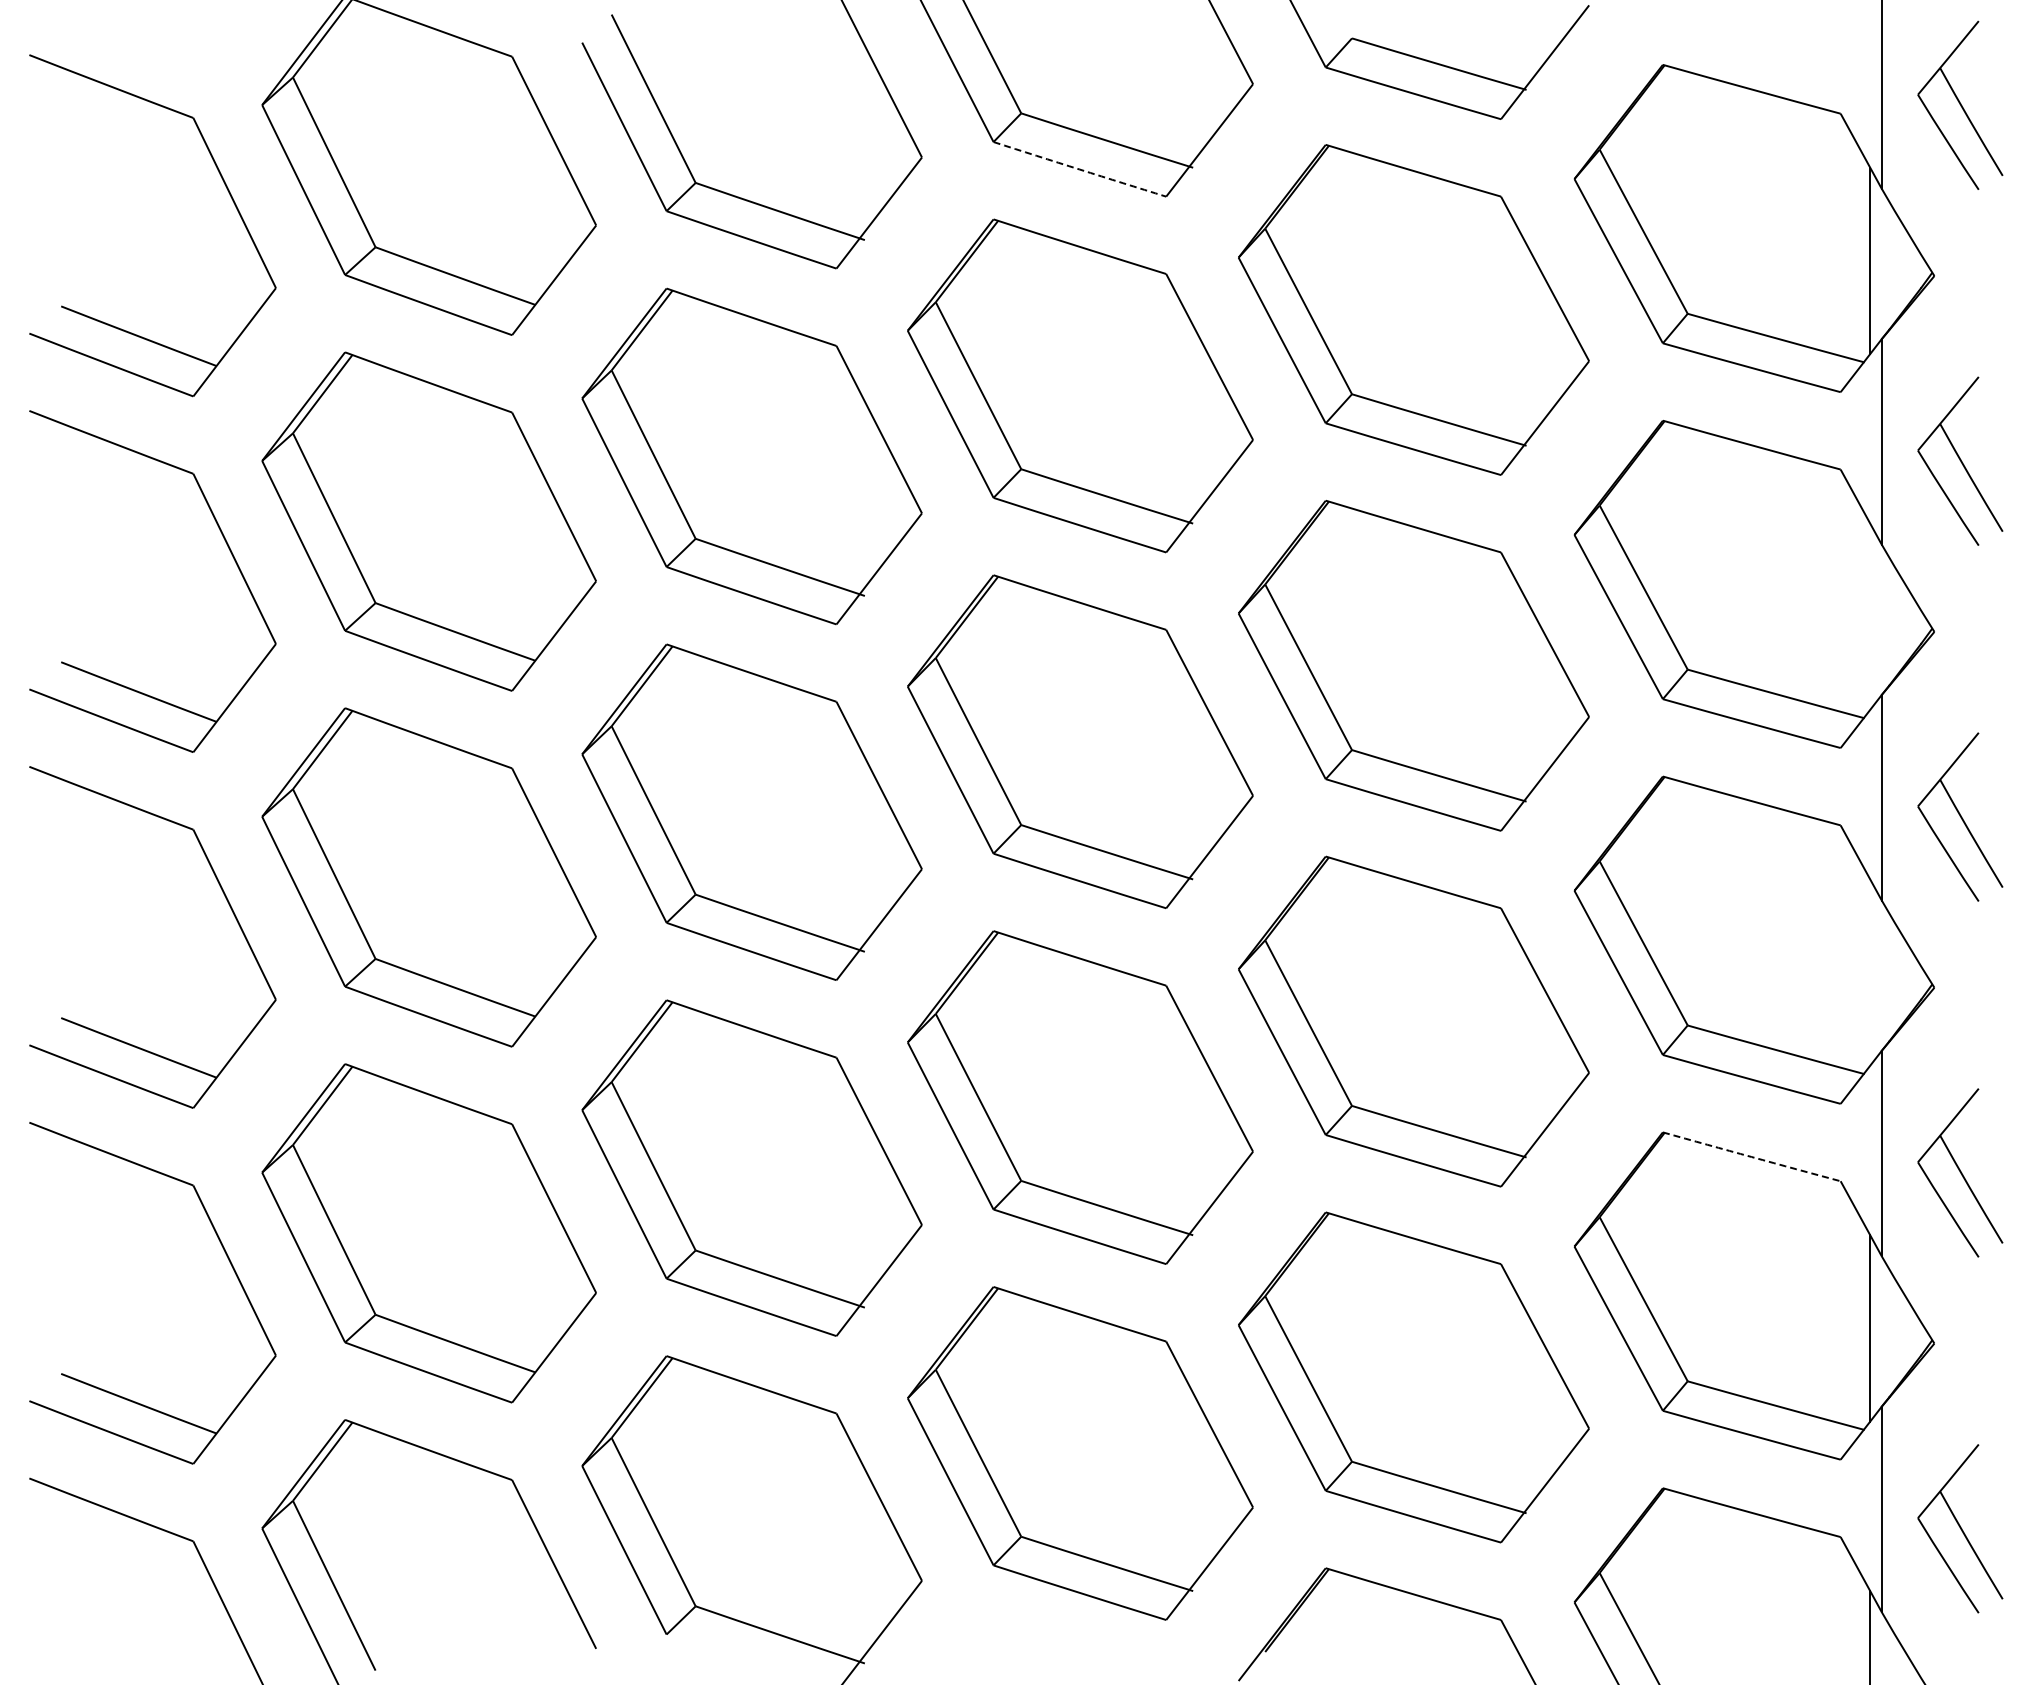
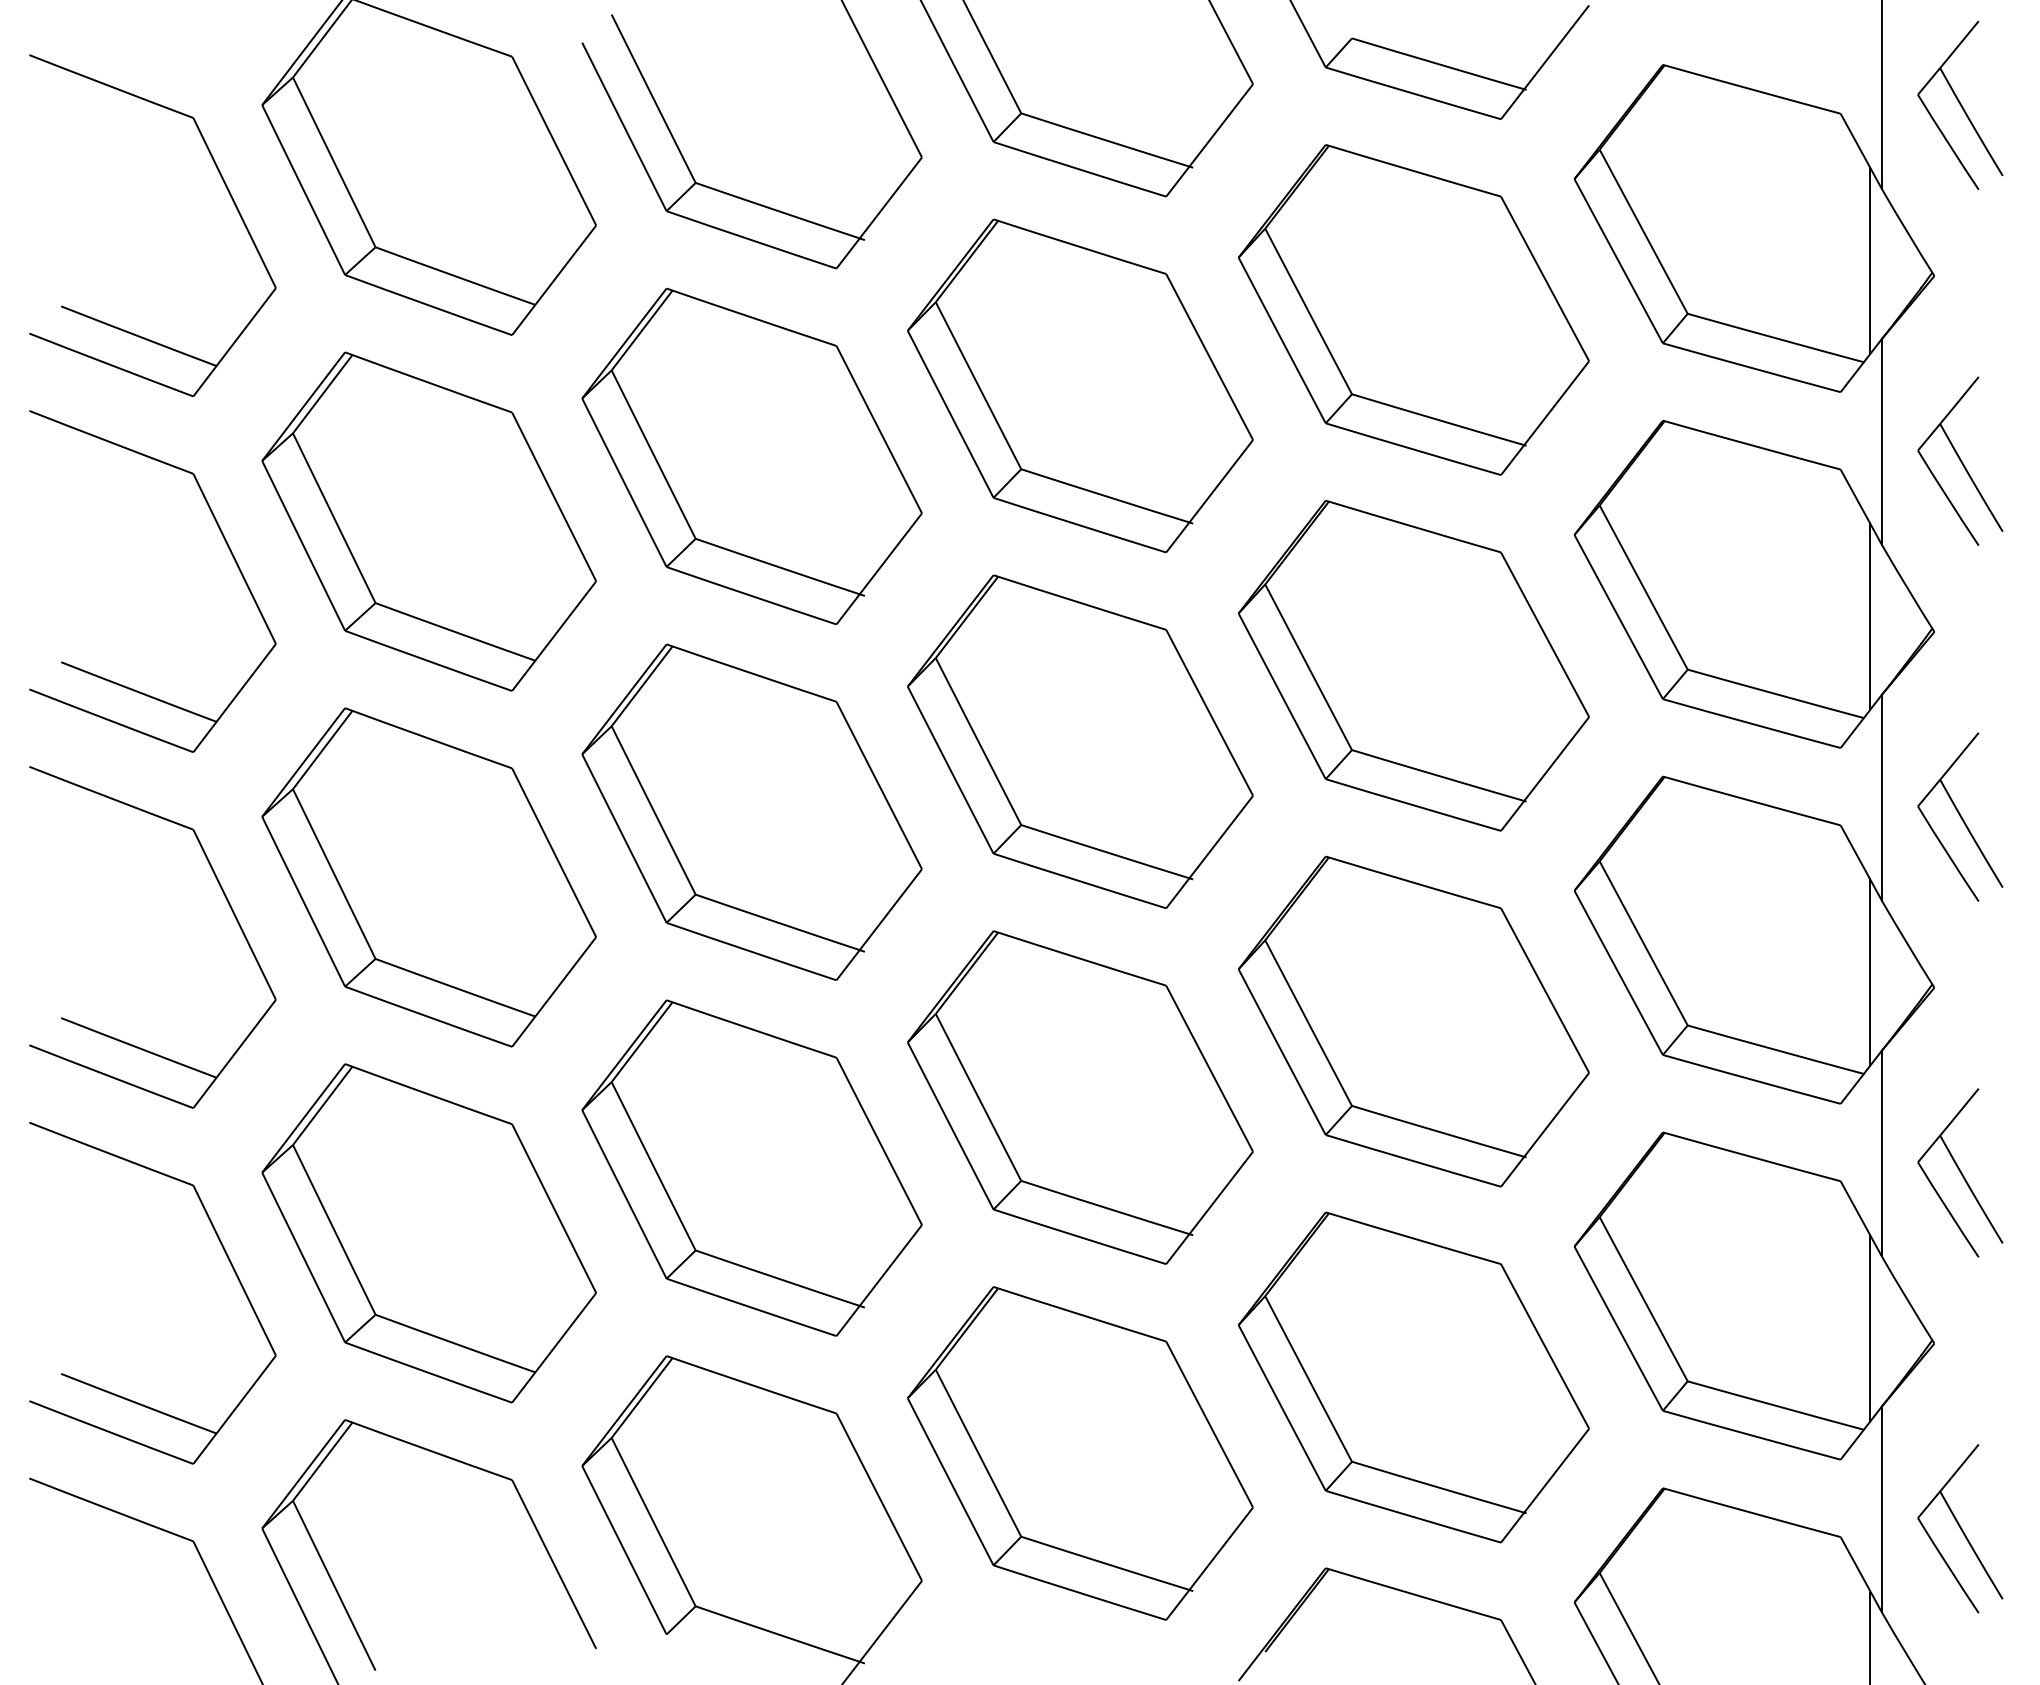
arc: dashed -> solid (1079, 169)
line: none -> present (1870, 616)
line: none -> present (1870, 972)
arc: dashed -> solid (1751, 1157)
